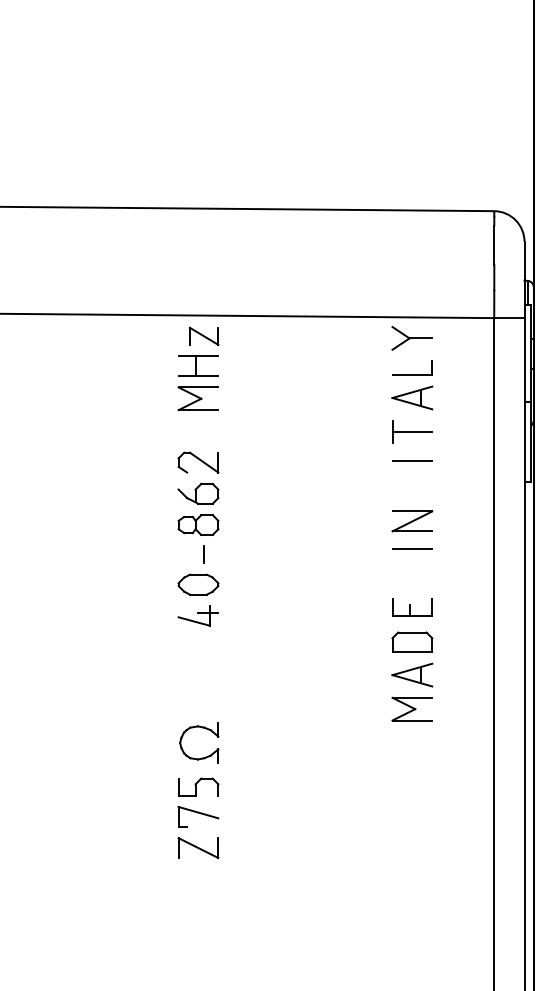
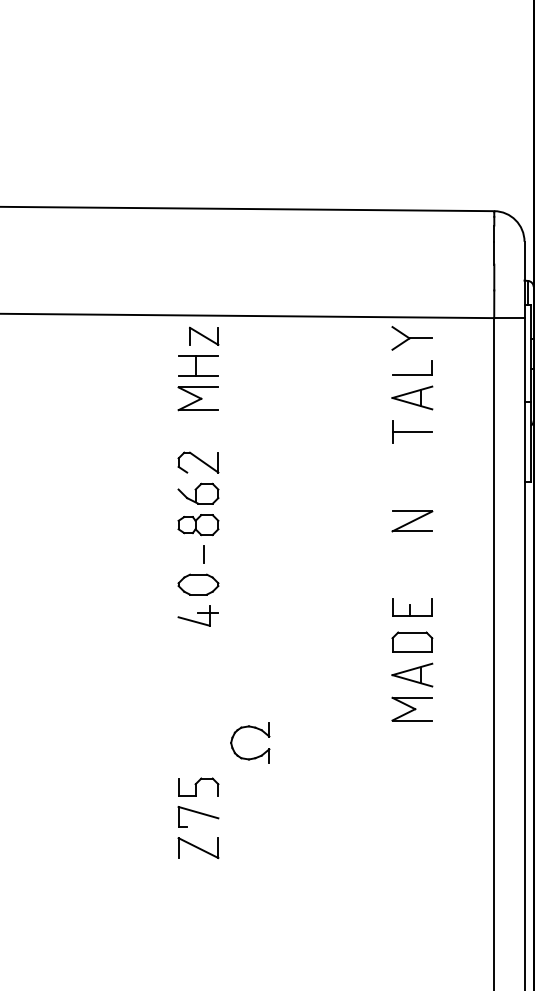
line: present -> none (412, 461)
line: present -> none (412, 549)
part position: (202, 728) -> (253, 728) (253, 728)
